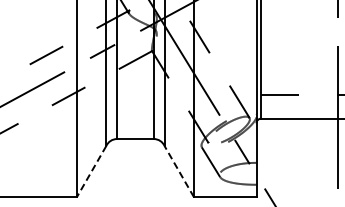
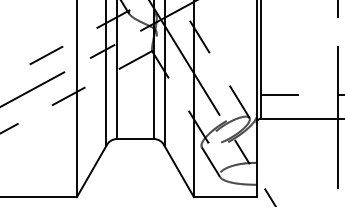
line: dashed -> solid (91, 171)
line: dashed -> solid (179, 171)
